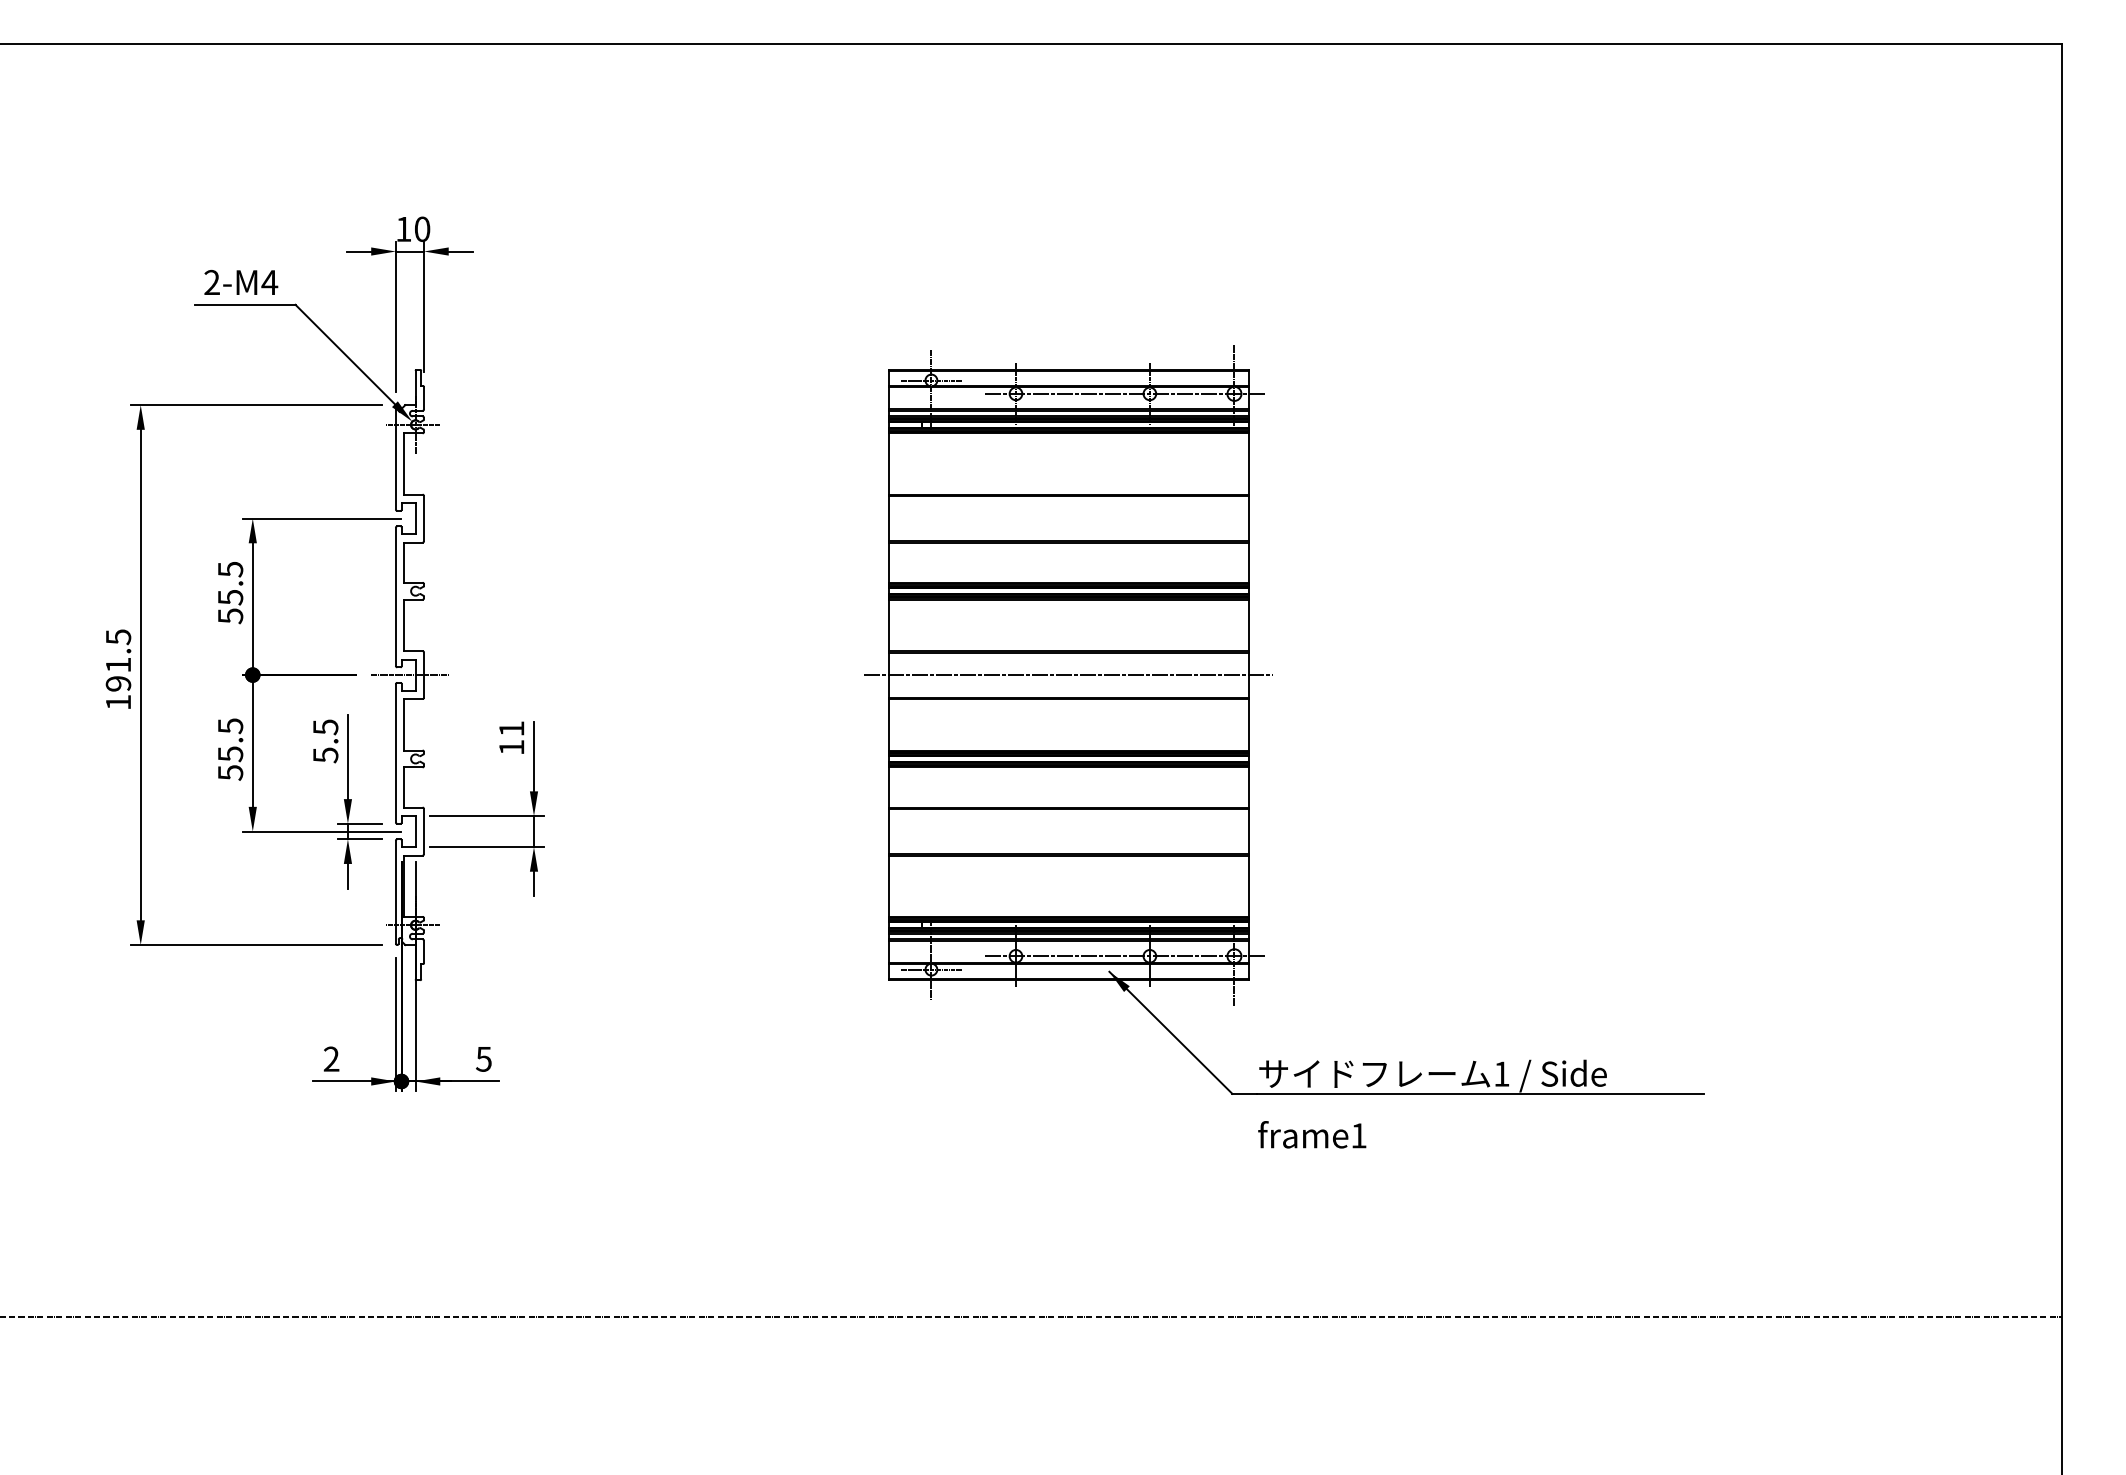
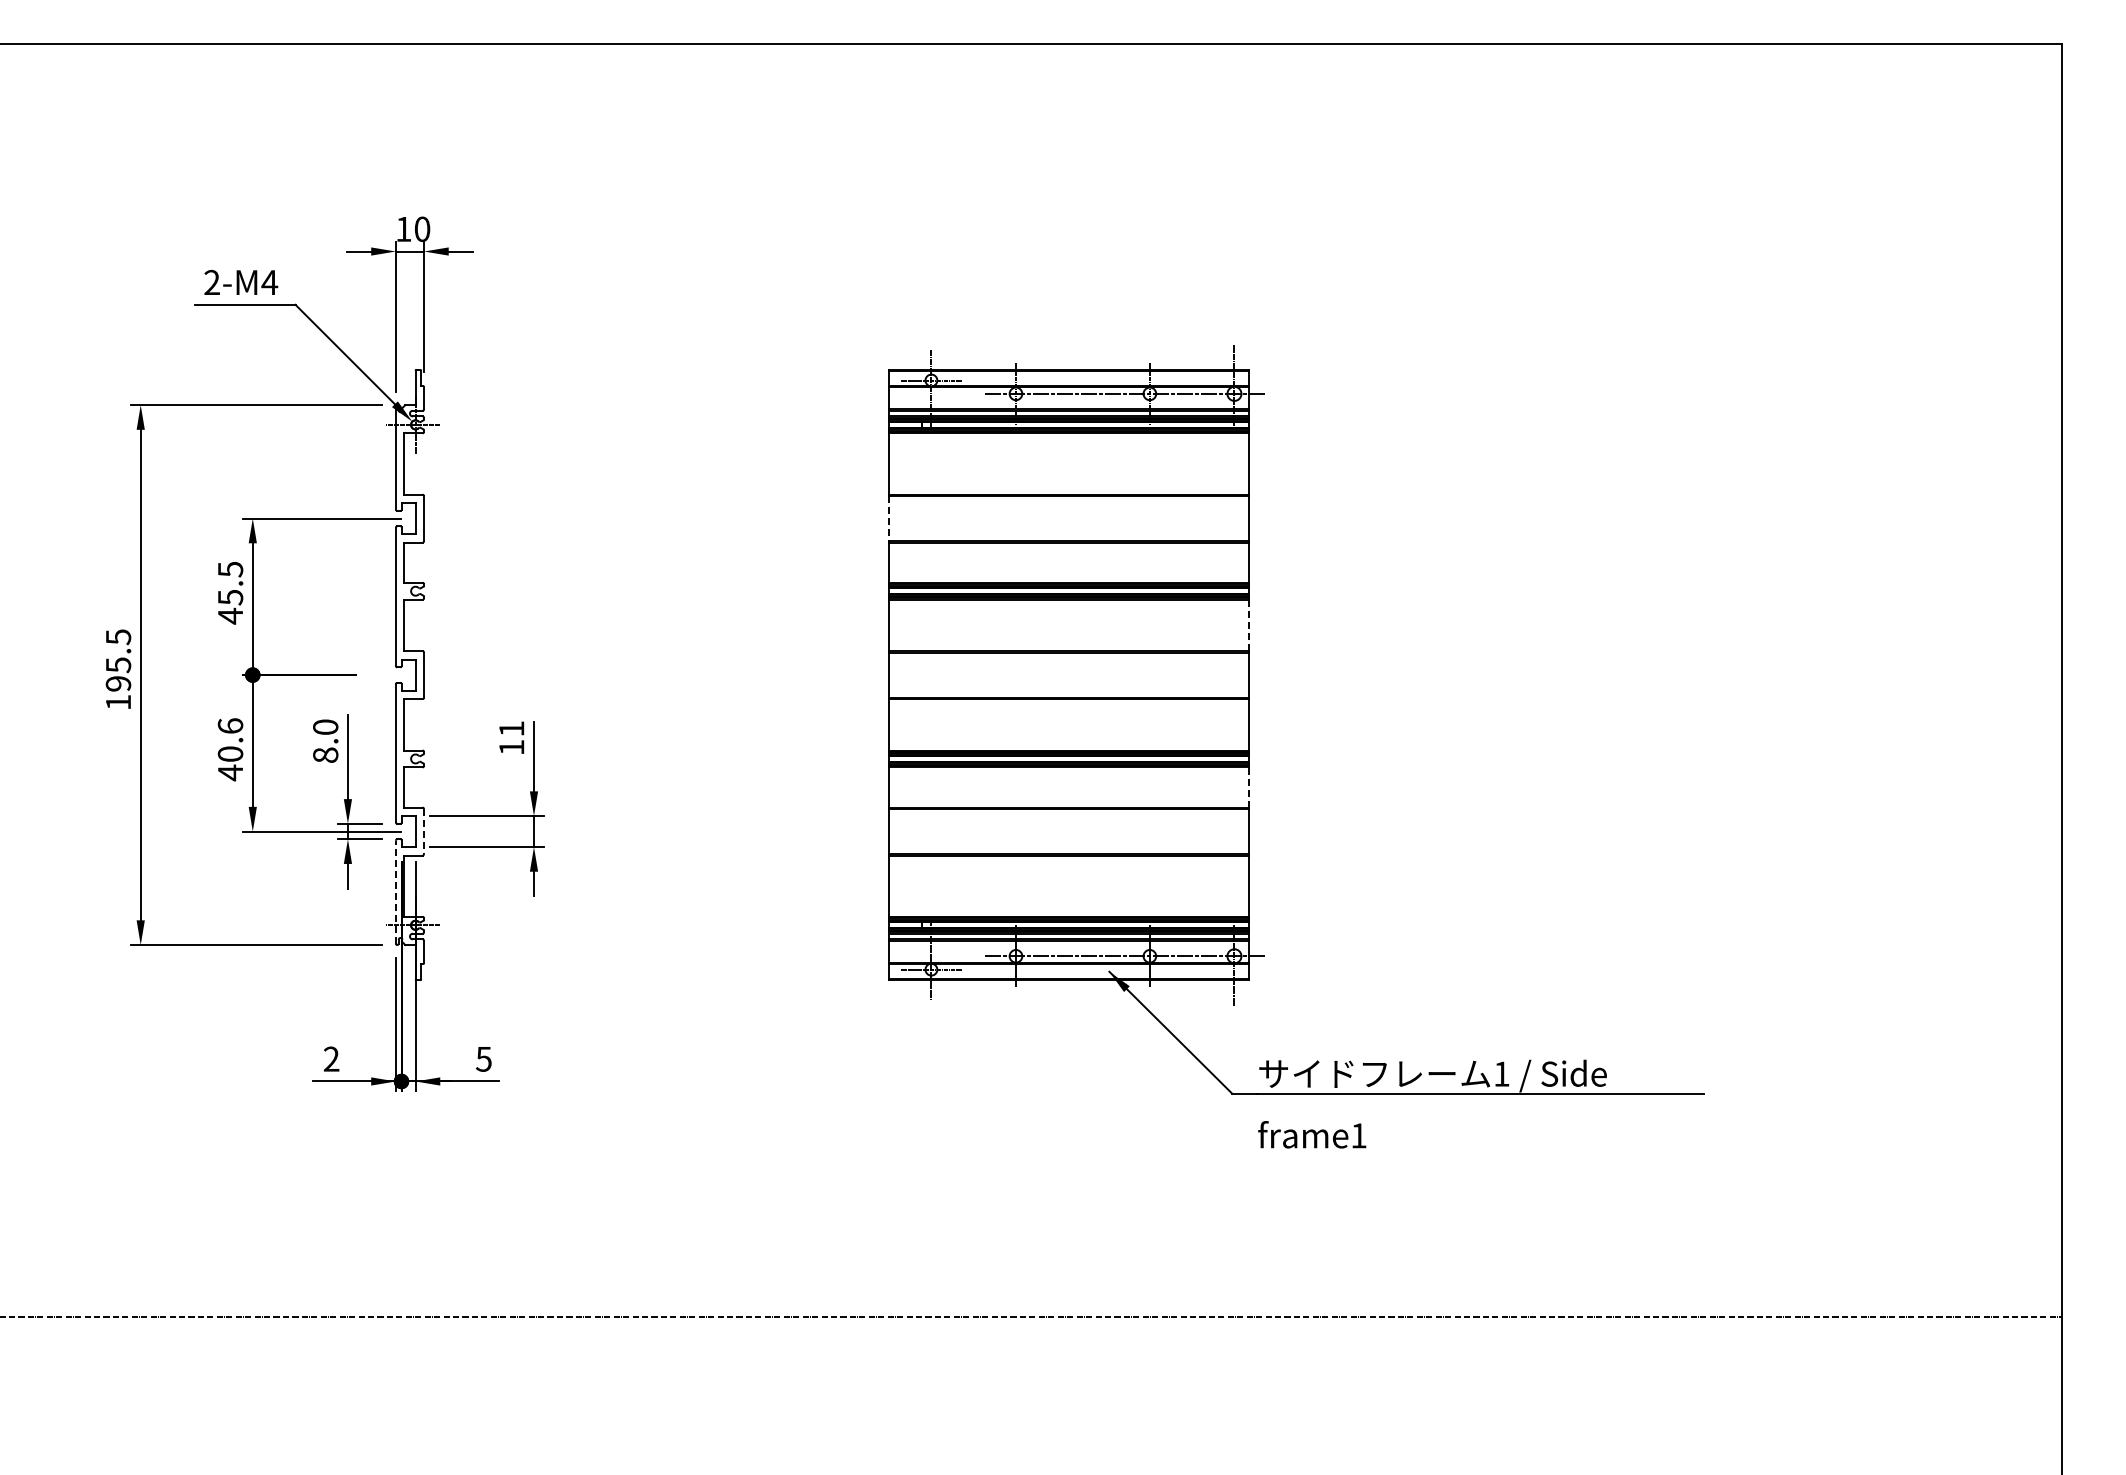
line: solid -> dashed (889, 518)
text: 55.5 -> 45.5 (230, 615)
line: solid -> dashed (1248, 625)
text: 191.5 -> 195.5 (118, 665)
line: present -> none (409, 675)
line: present -> none (1068, 675)
text: 5.5 -> 8.0 (325, 741)
text: 55.5 -> 40.6 (230, 749)
line: solid -> dashed (1248, 787)
line: solid -> dashed (424, 831)
line: solid -> dashed (395, 891)
